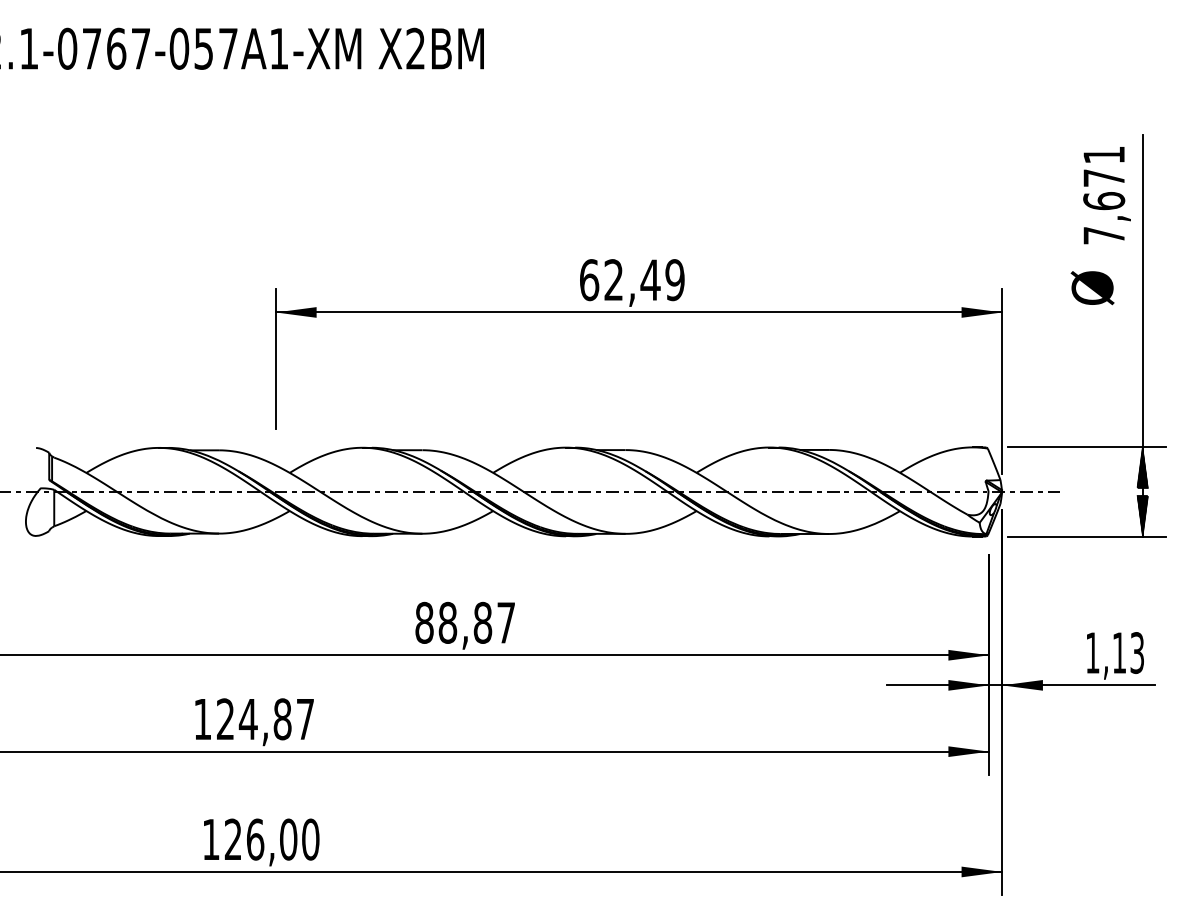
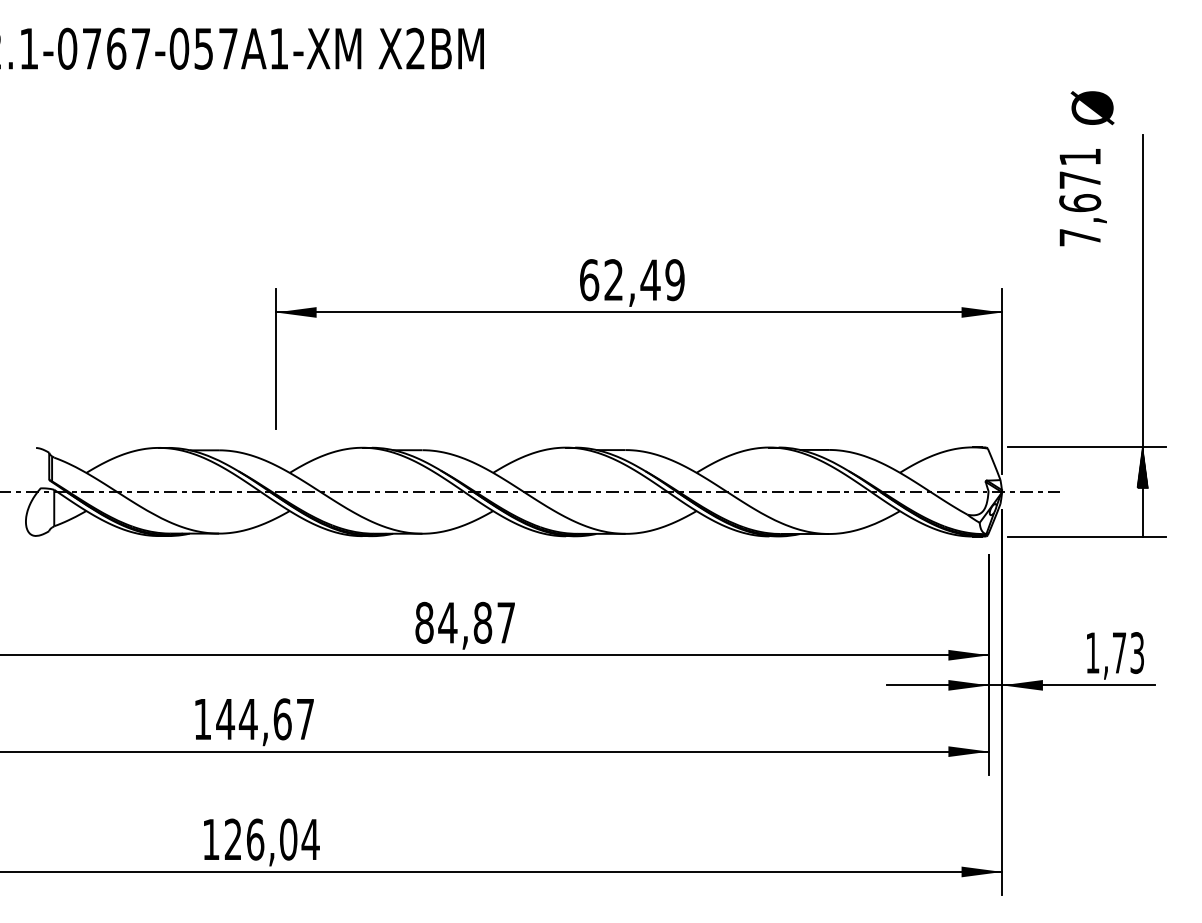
text position: (1106, 195) -> (1082, 197) (1082, 197)
text position: (1092, 288) -> (1092, 108) (1092, 108)
hatch: present -> none (1142, 515)
text: 88,87 -> 84,87 (447, 622)
text: 1,13 -> 1,73 (1119, 652)
text: 124,87 -> 144,67 (253, 719)
text: 126,00 -> 126,04 (310, 839)
